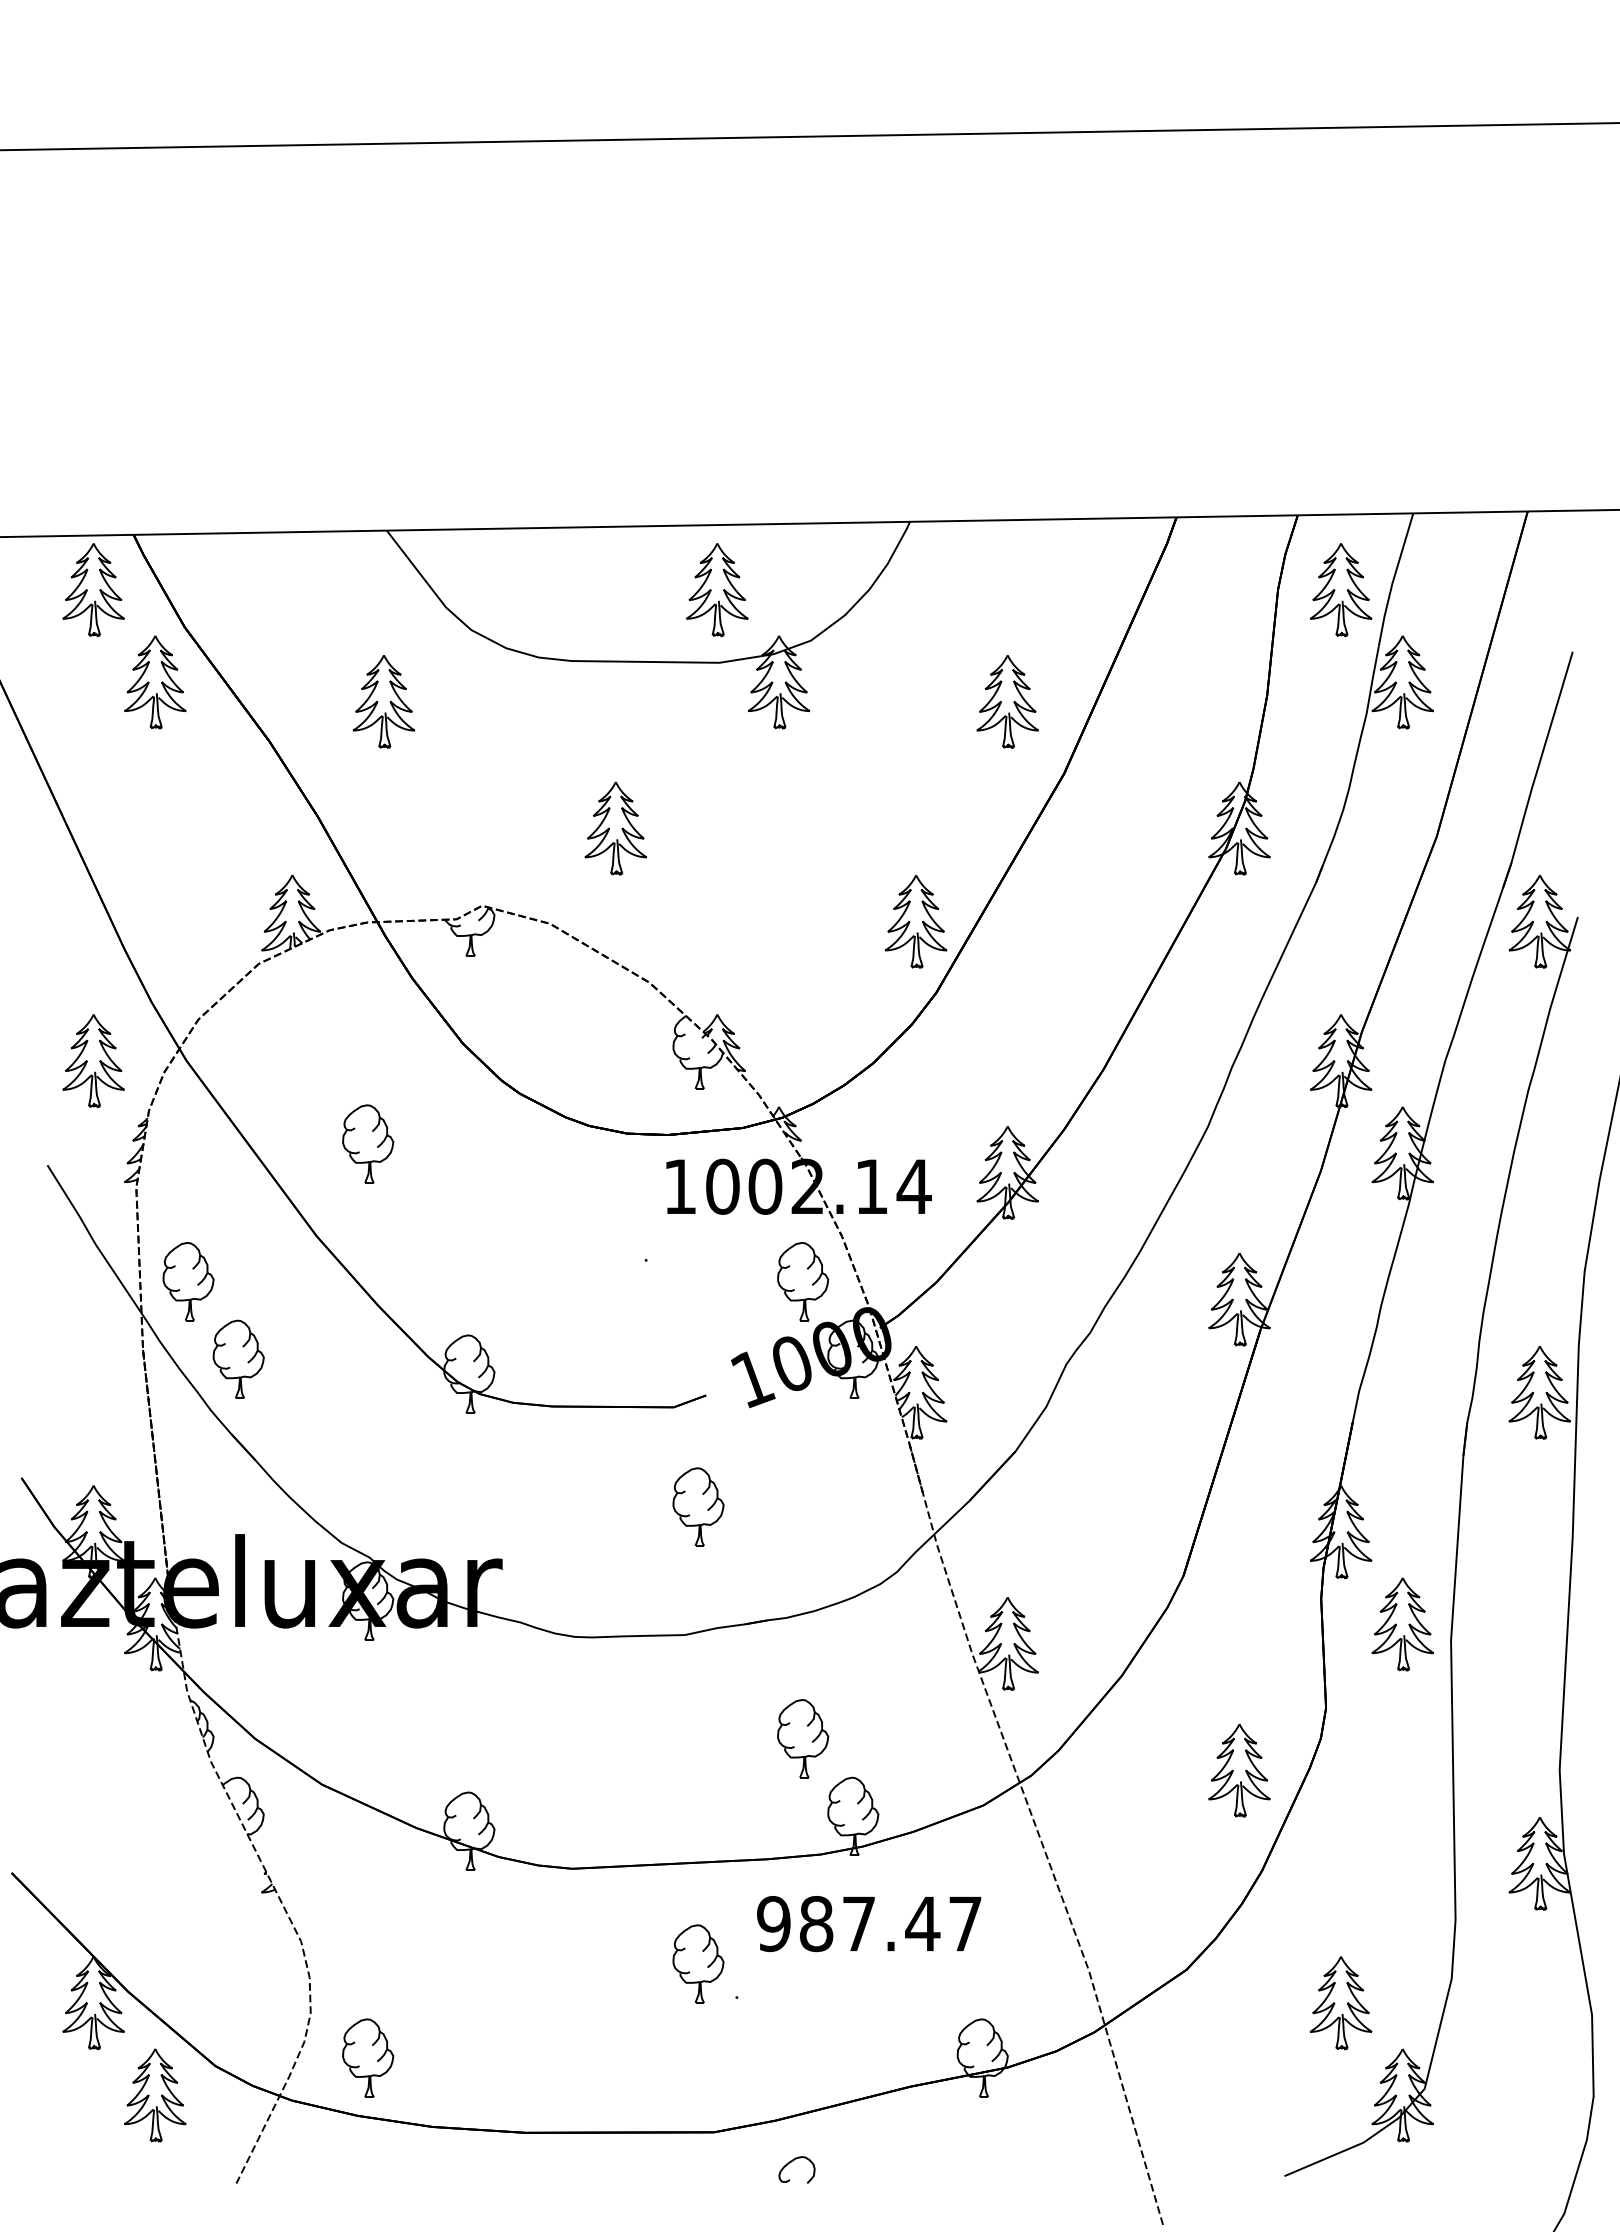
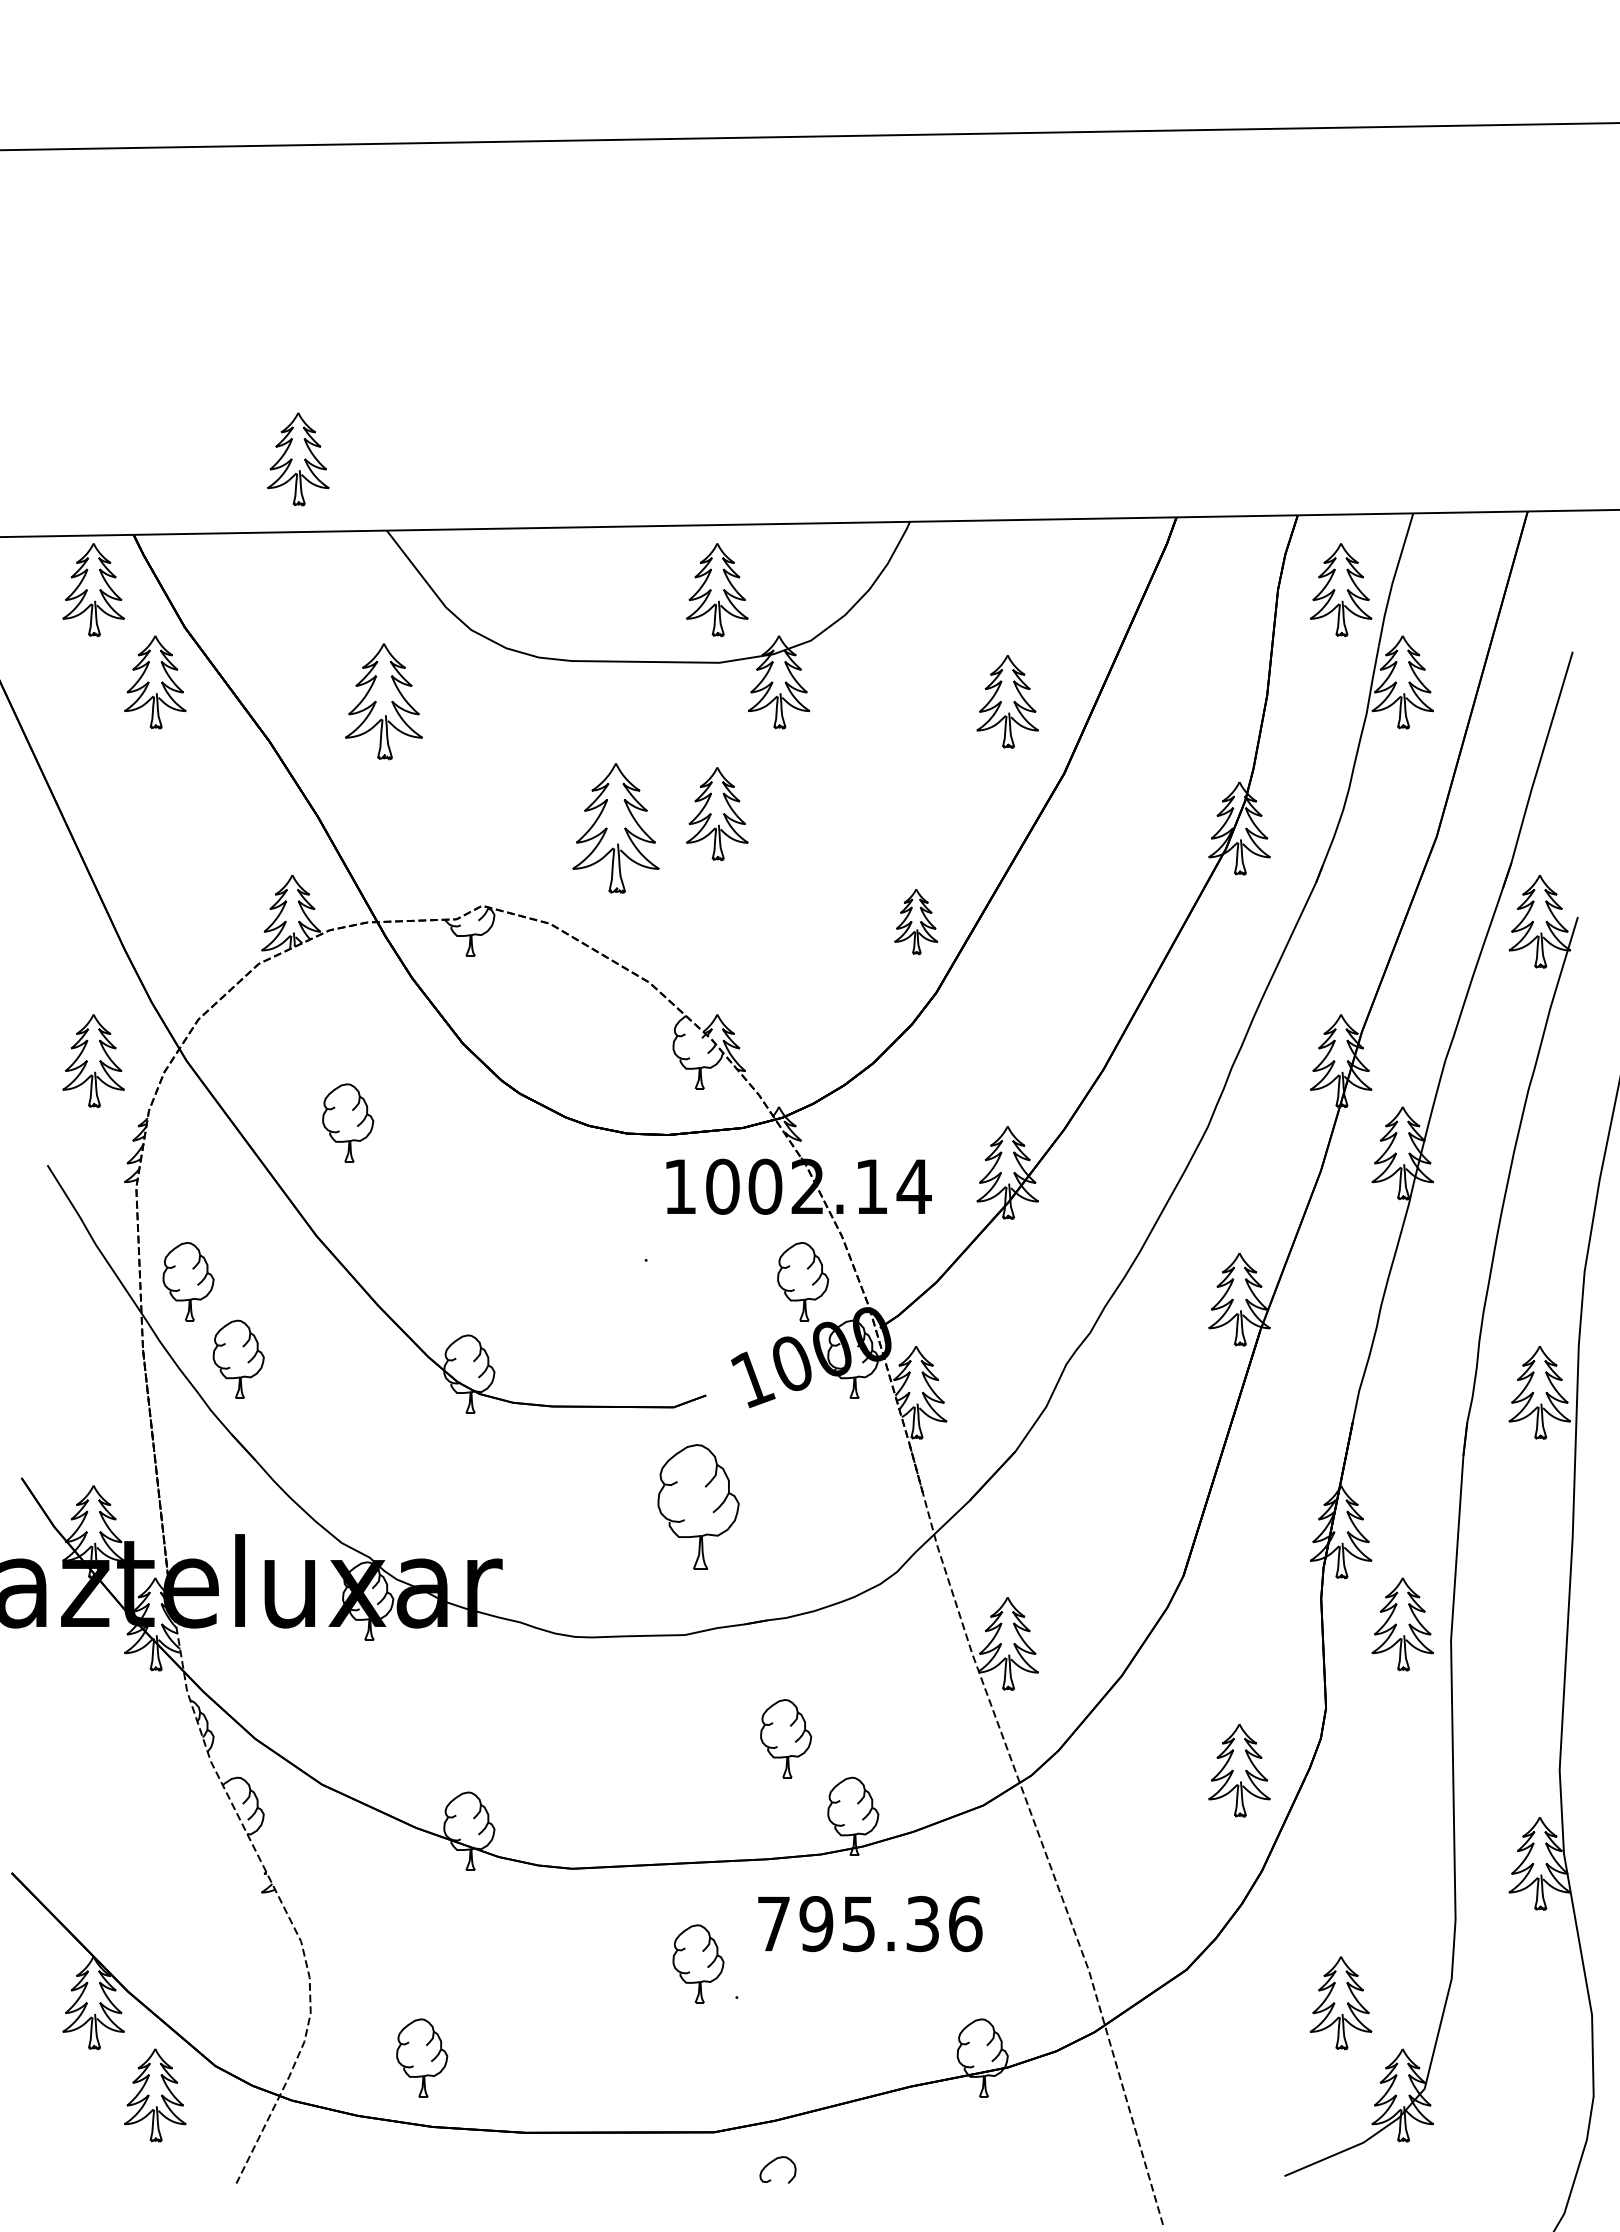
part: none -> present (298, 459)
part size: 64x94 px -> 78x118 px (383, 701)
part: none -> present (717, 813)
part size: 63x95 px -> 88x131 px (615, 828)
part size: 63x94 px -> 45x67 px (916, 922)
part position: (368, 1143) -> (348, 1122) (348, 1122)
part size: 53x80 px -> 83x126 px (698, 1506)
part position: (803, 1738) -> (786, 1738) (786, 1738)
text: 987.47 -> 795.36 (869, 1924)
part position: (368, 2057) -> (422, 2057) (422, 2057)
curve position: (790, 2163) -> (771, 2163) (771, 2163)
